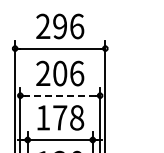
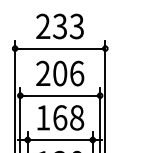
text: 296 -> 233 (68, 26)
line: dashed -> solid (59, 95)
text: 178 -> 168 (60, 117)
